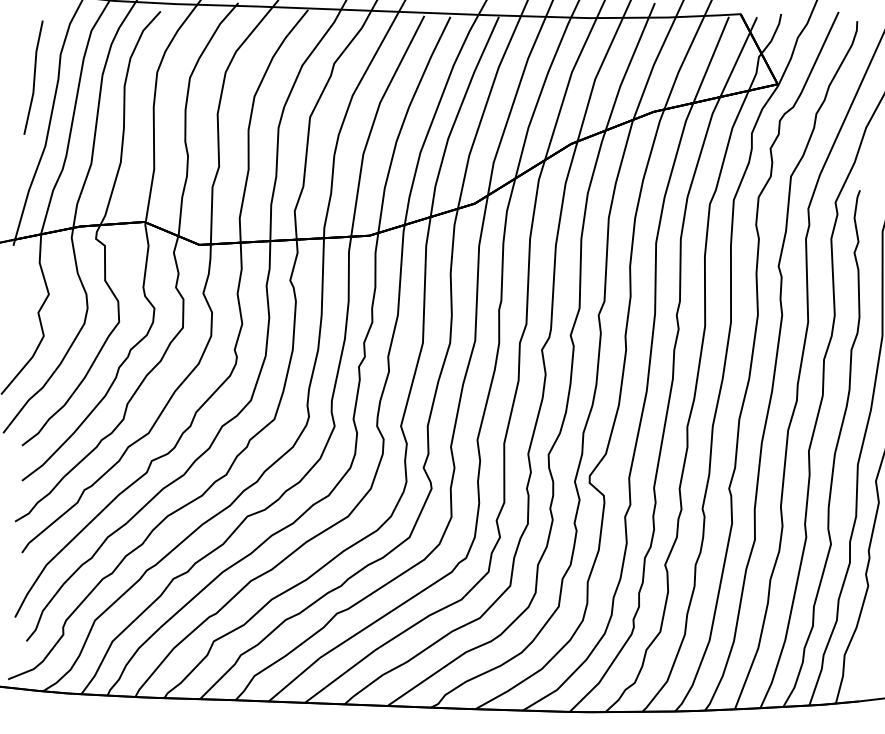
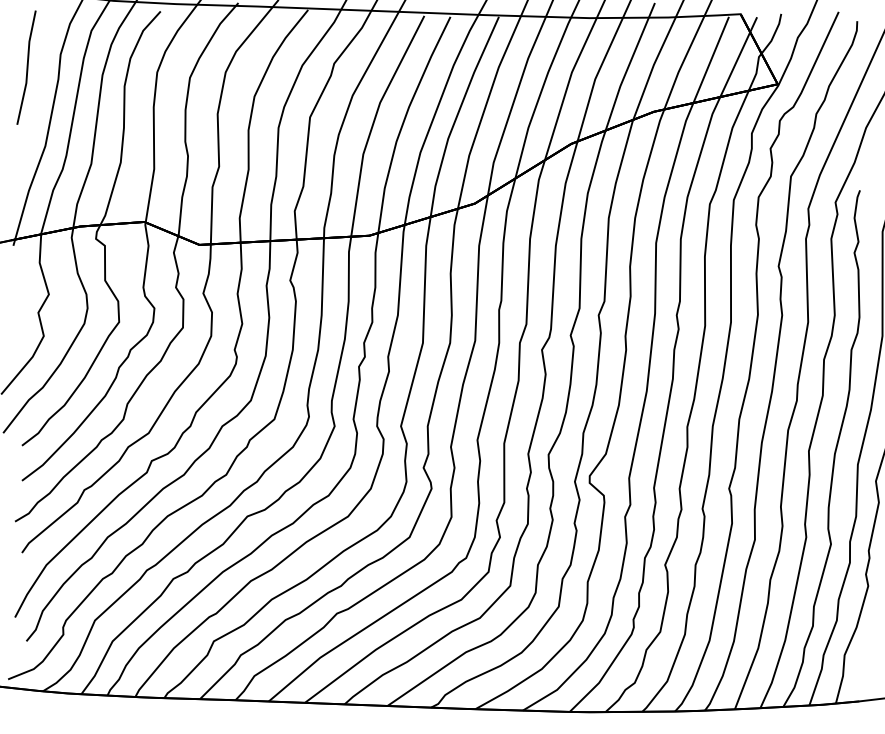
line position: (33, 77) -> (26, 67) (26, 67)
